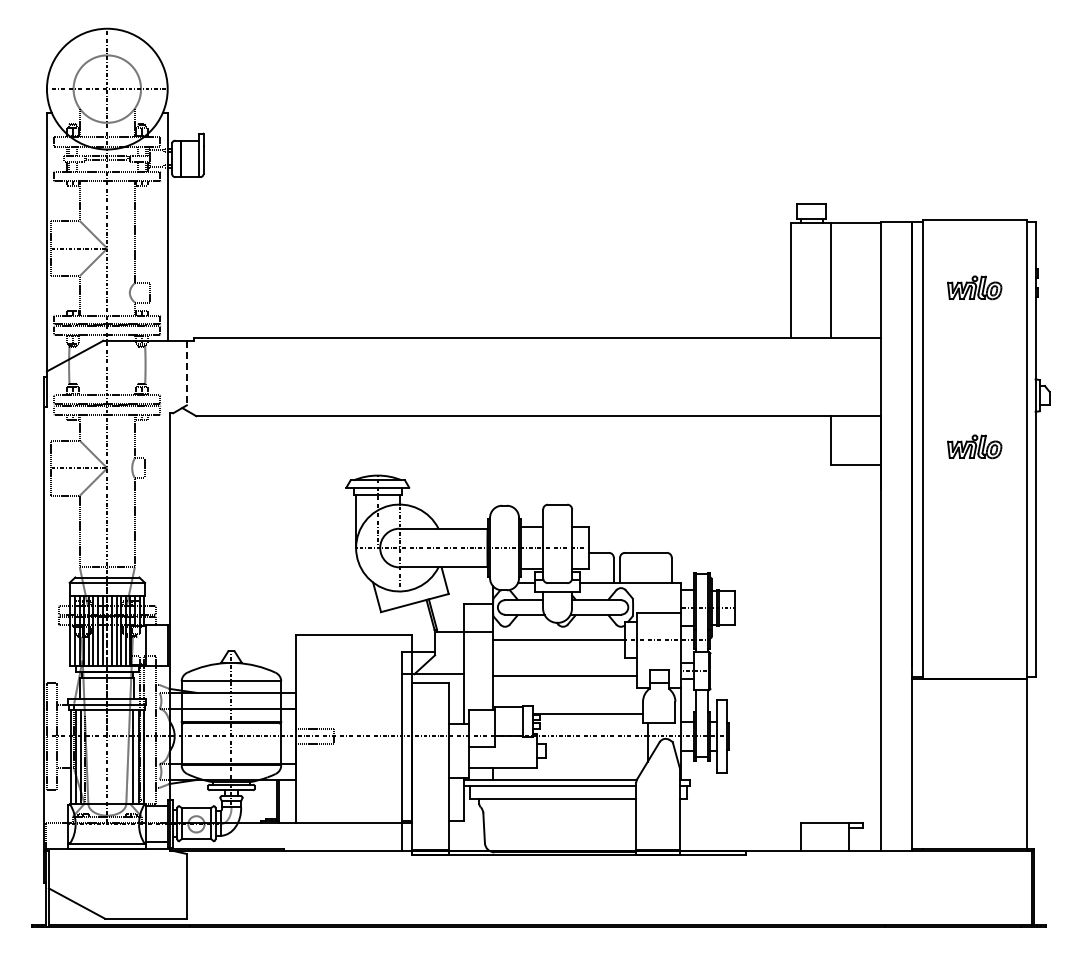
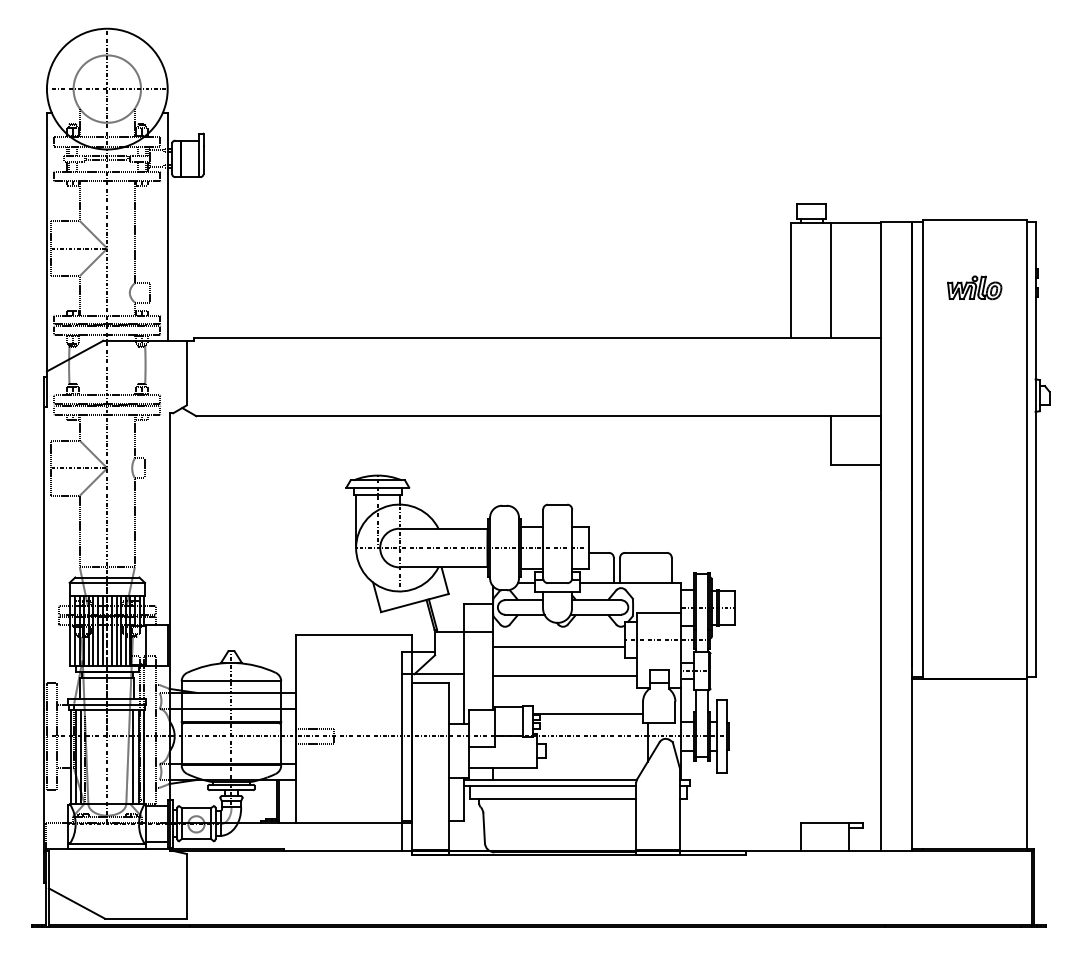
line: dashed -> solid (186, 373)
part: present -> none (974, 446)
line position: (559, 640) -> (559, 647) (559, 647)
